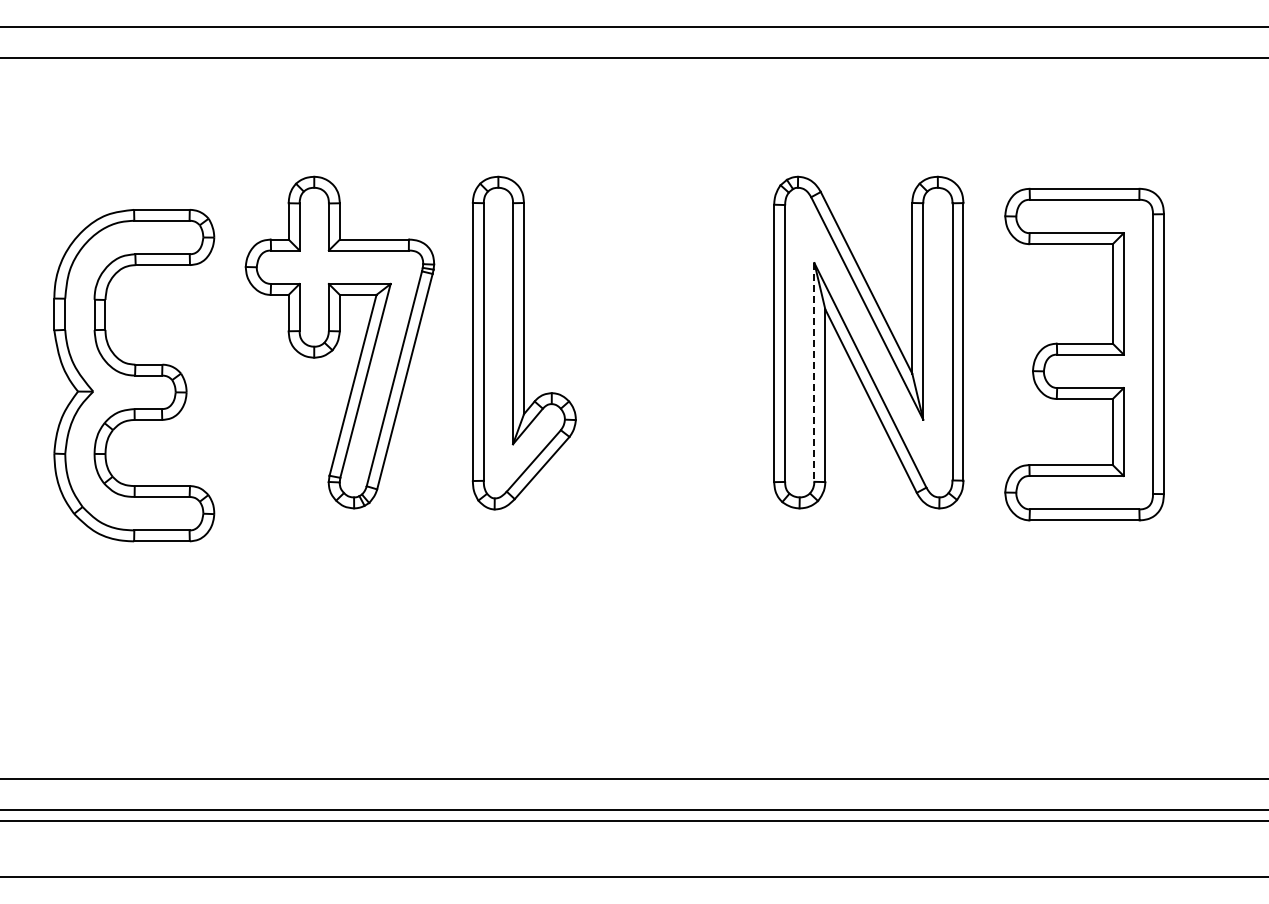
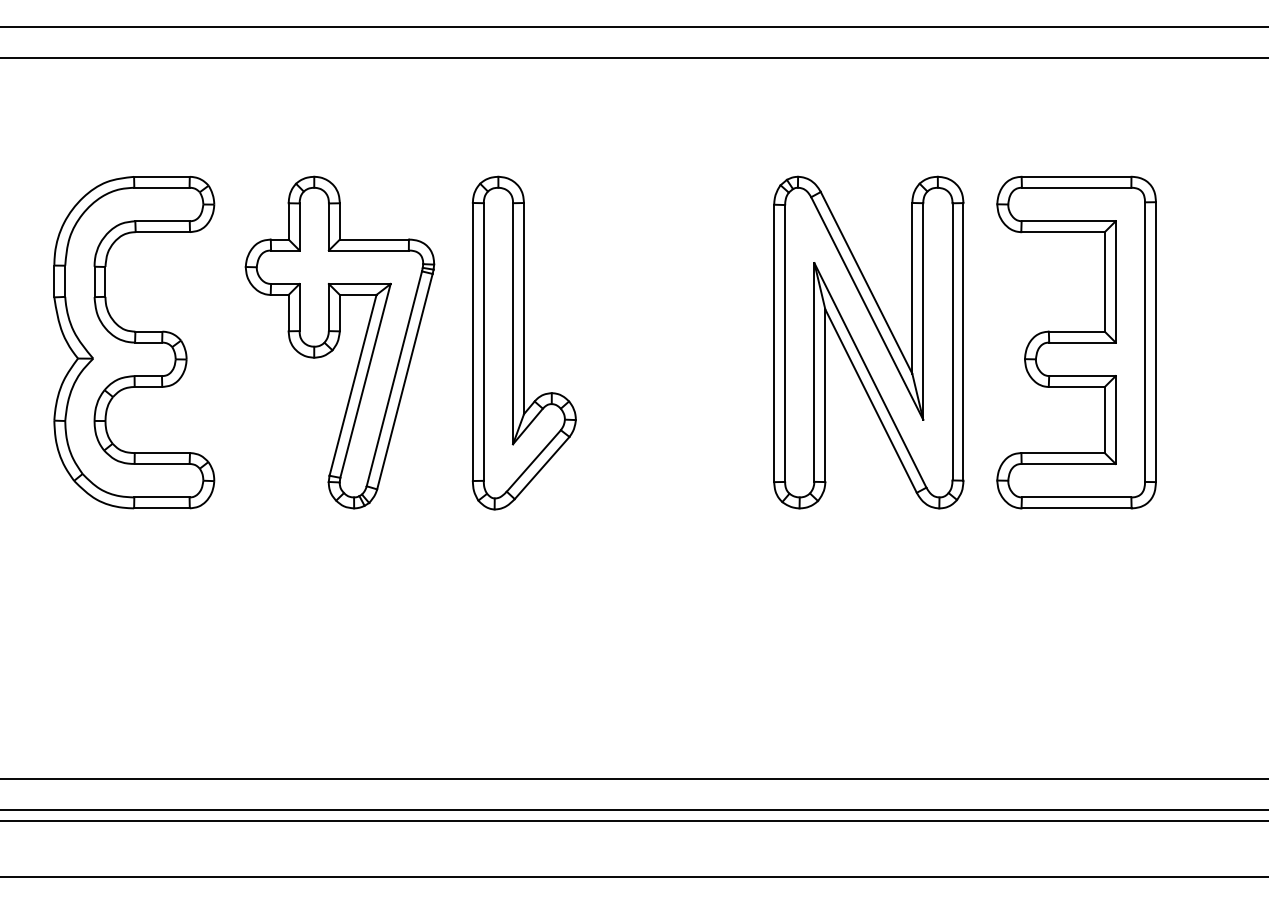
part position: (1084, 354) -> (1076, 342) (1076, 342)
line: dashed -> solid (814, 372)
part position: (134, 375) -> (134, 342) (134, 342)
